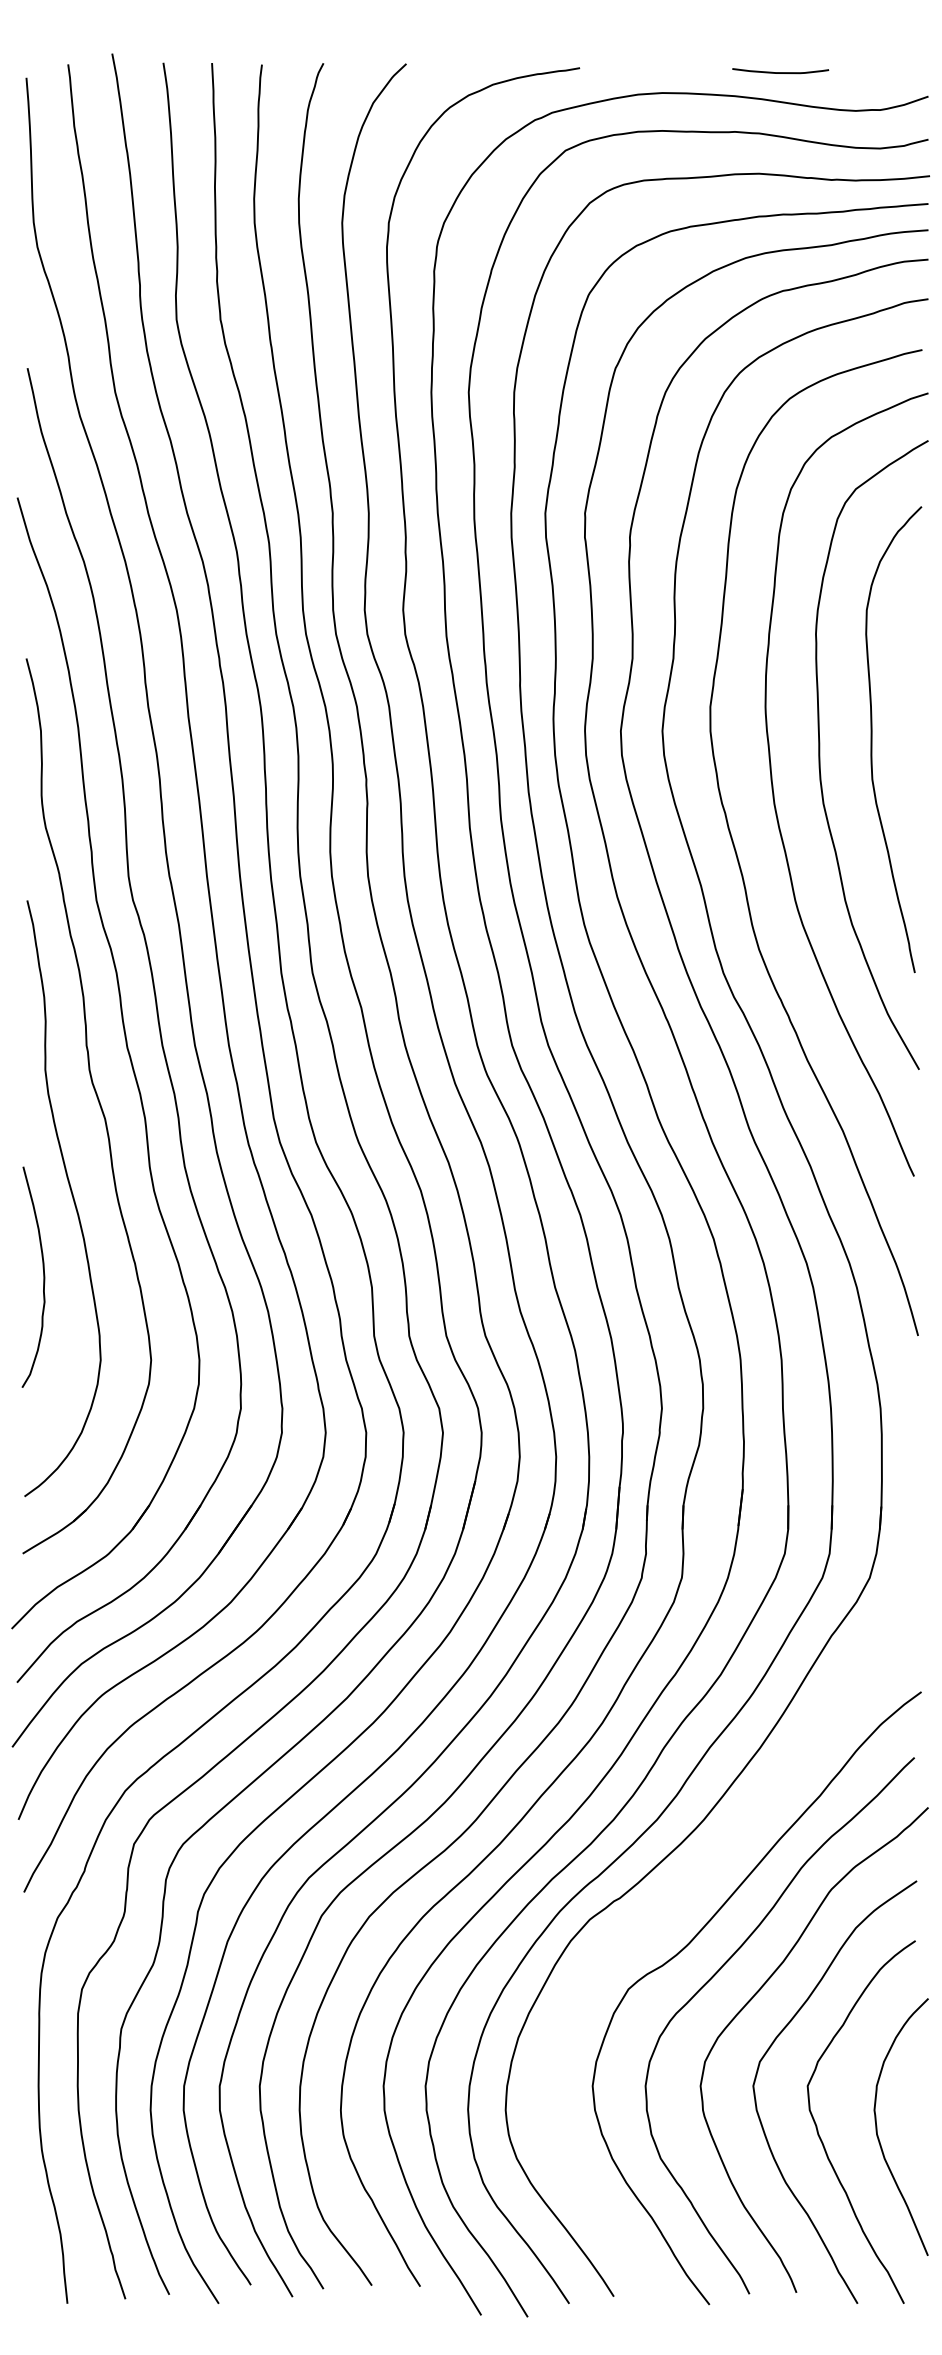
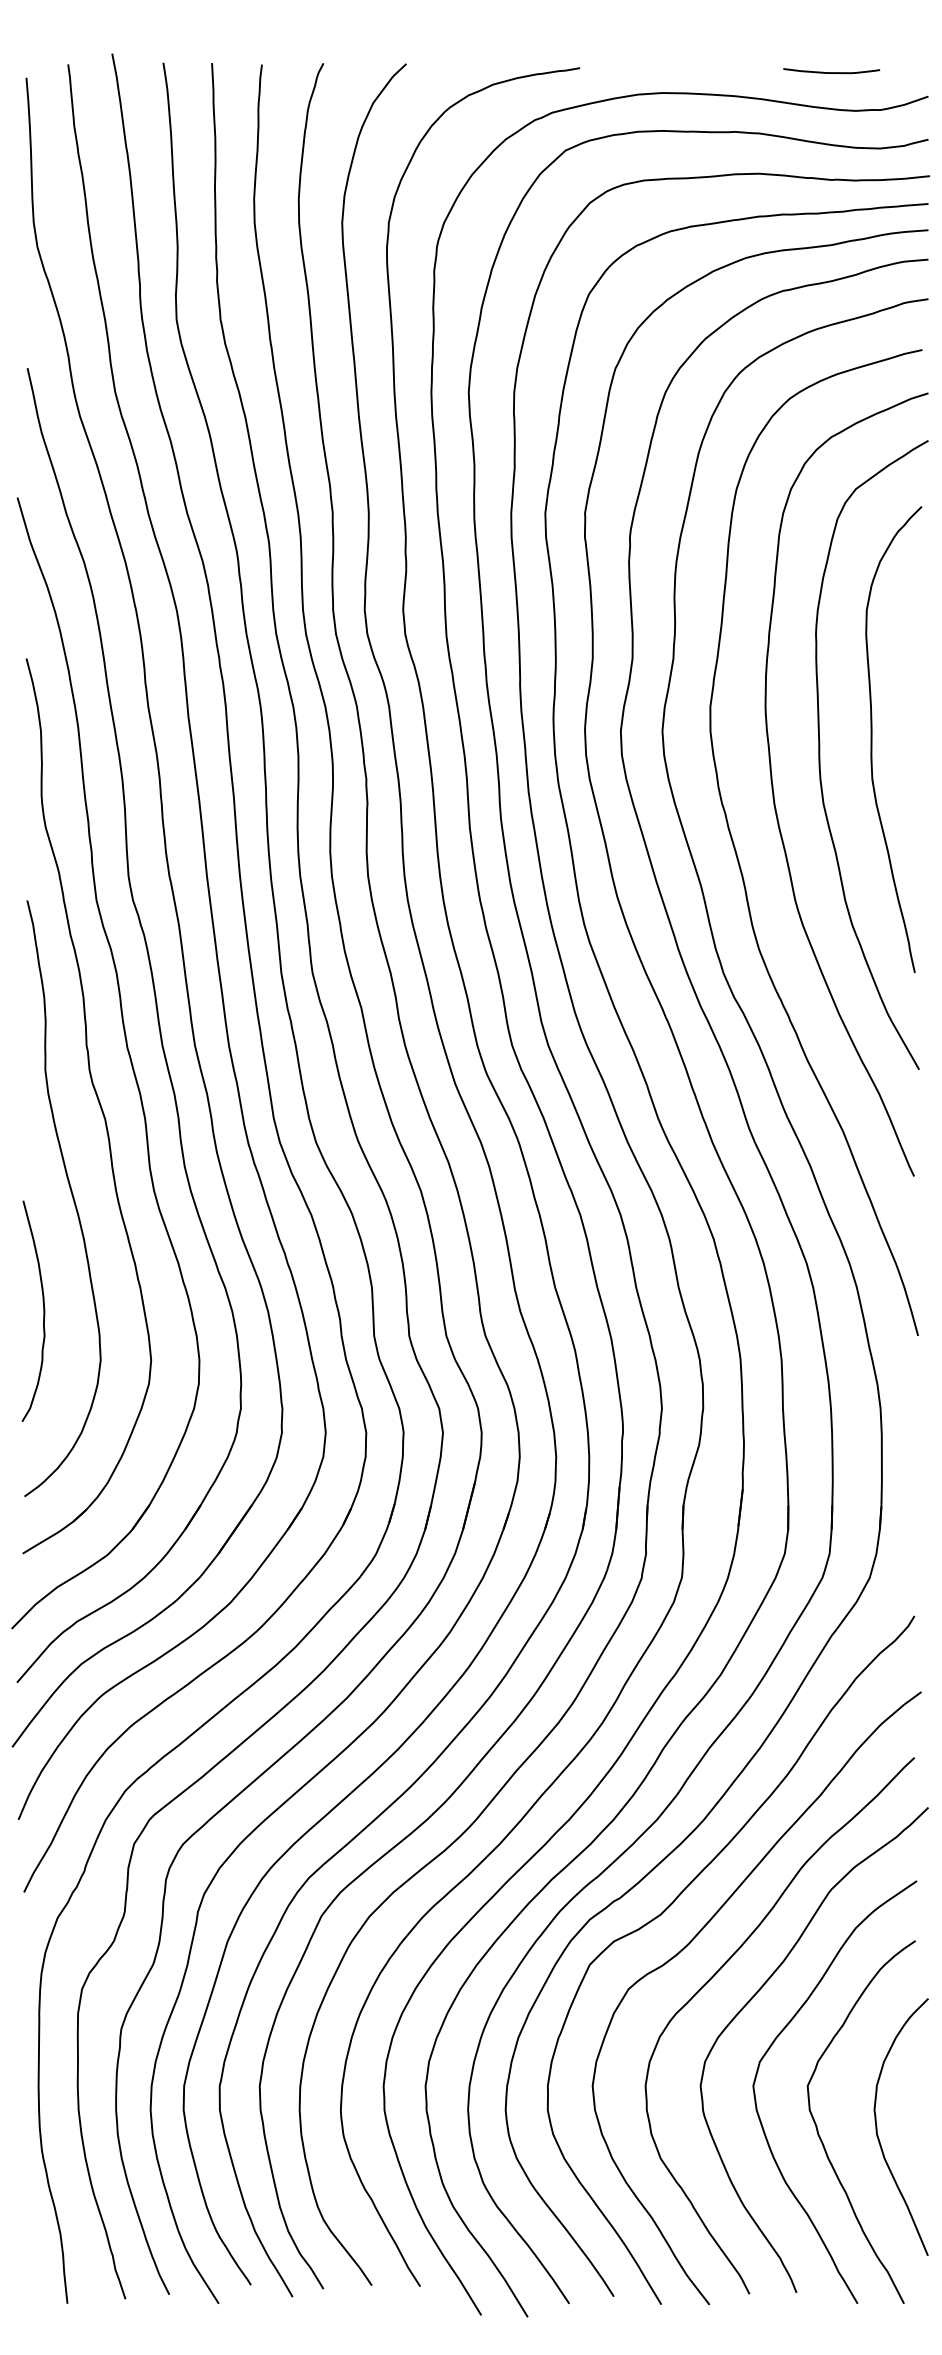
curve position: (780, 72) -> (831, 72) (831, 72)
curve position: (43, 1276) -> (43, 1310) (43, 1310)
curve: none -> present (674, 1902)
